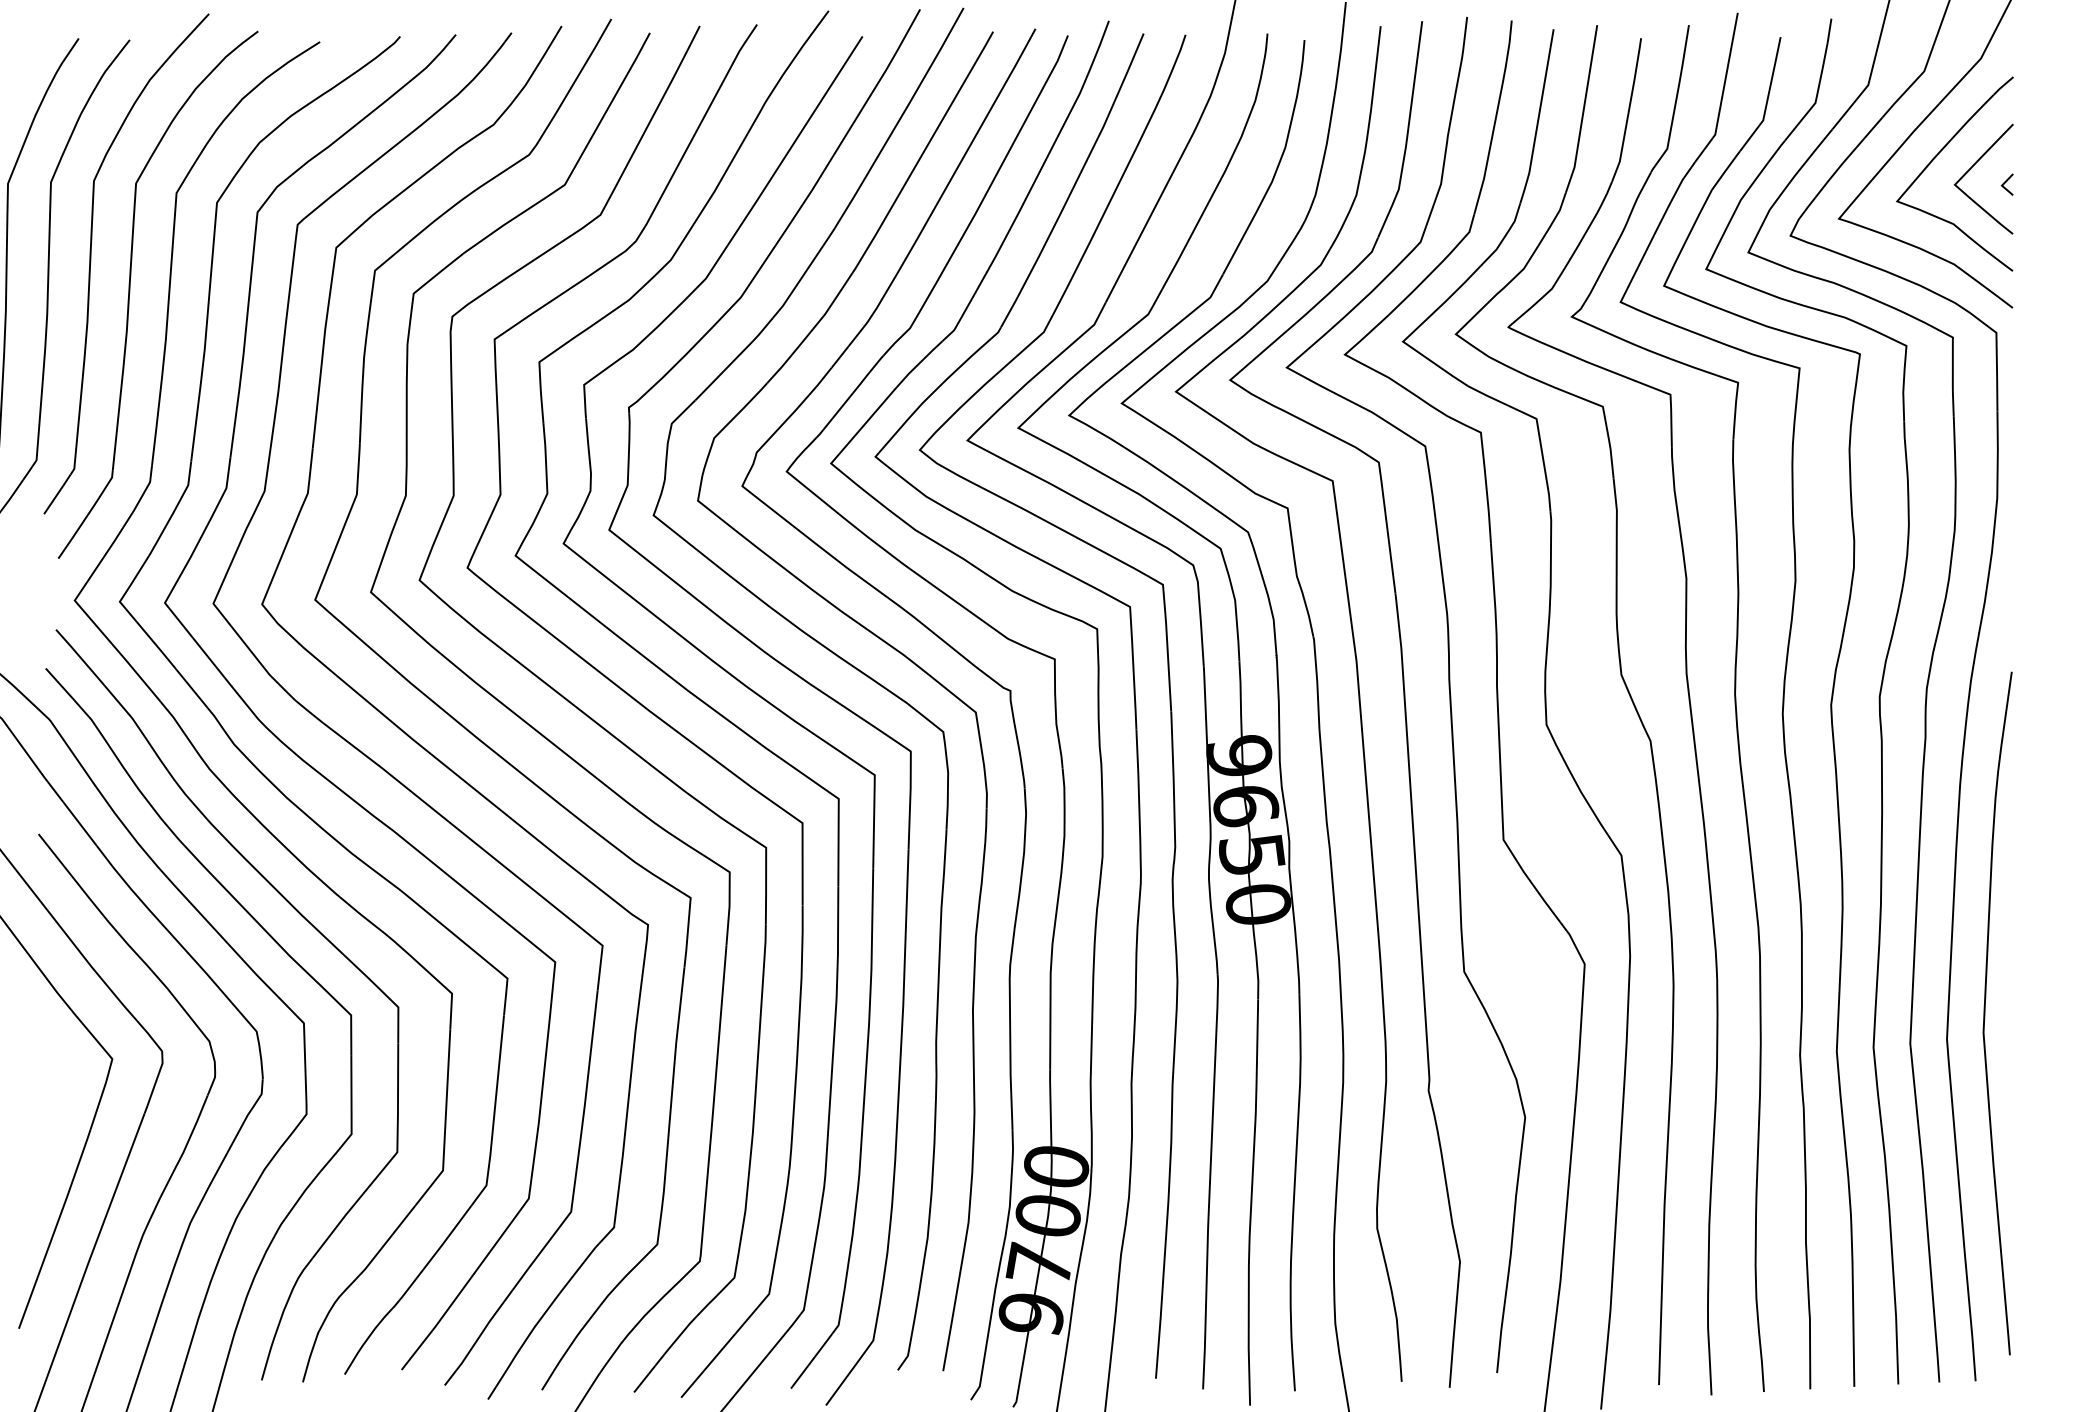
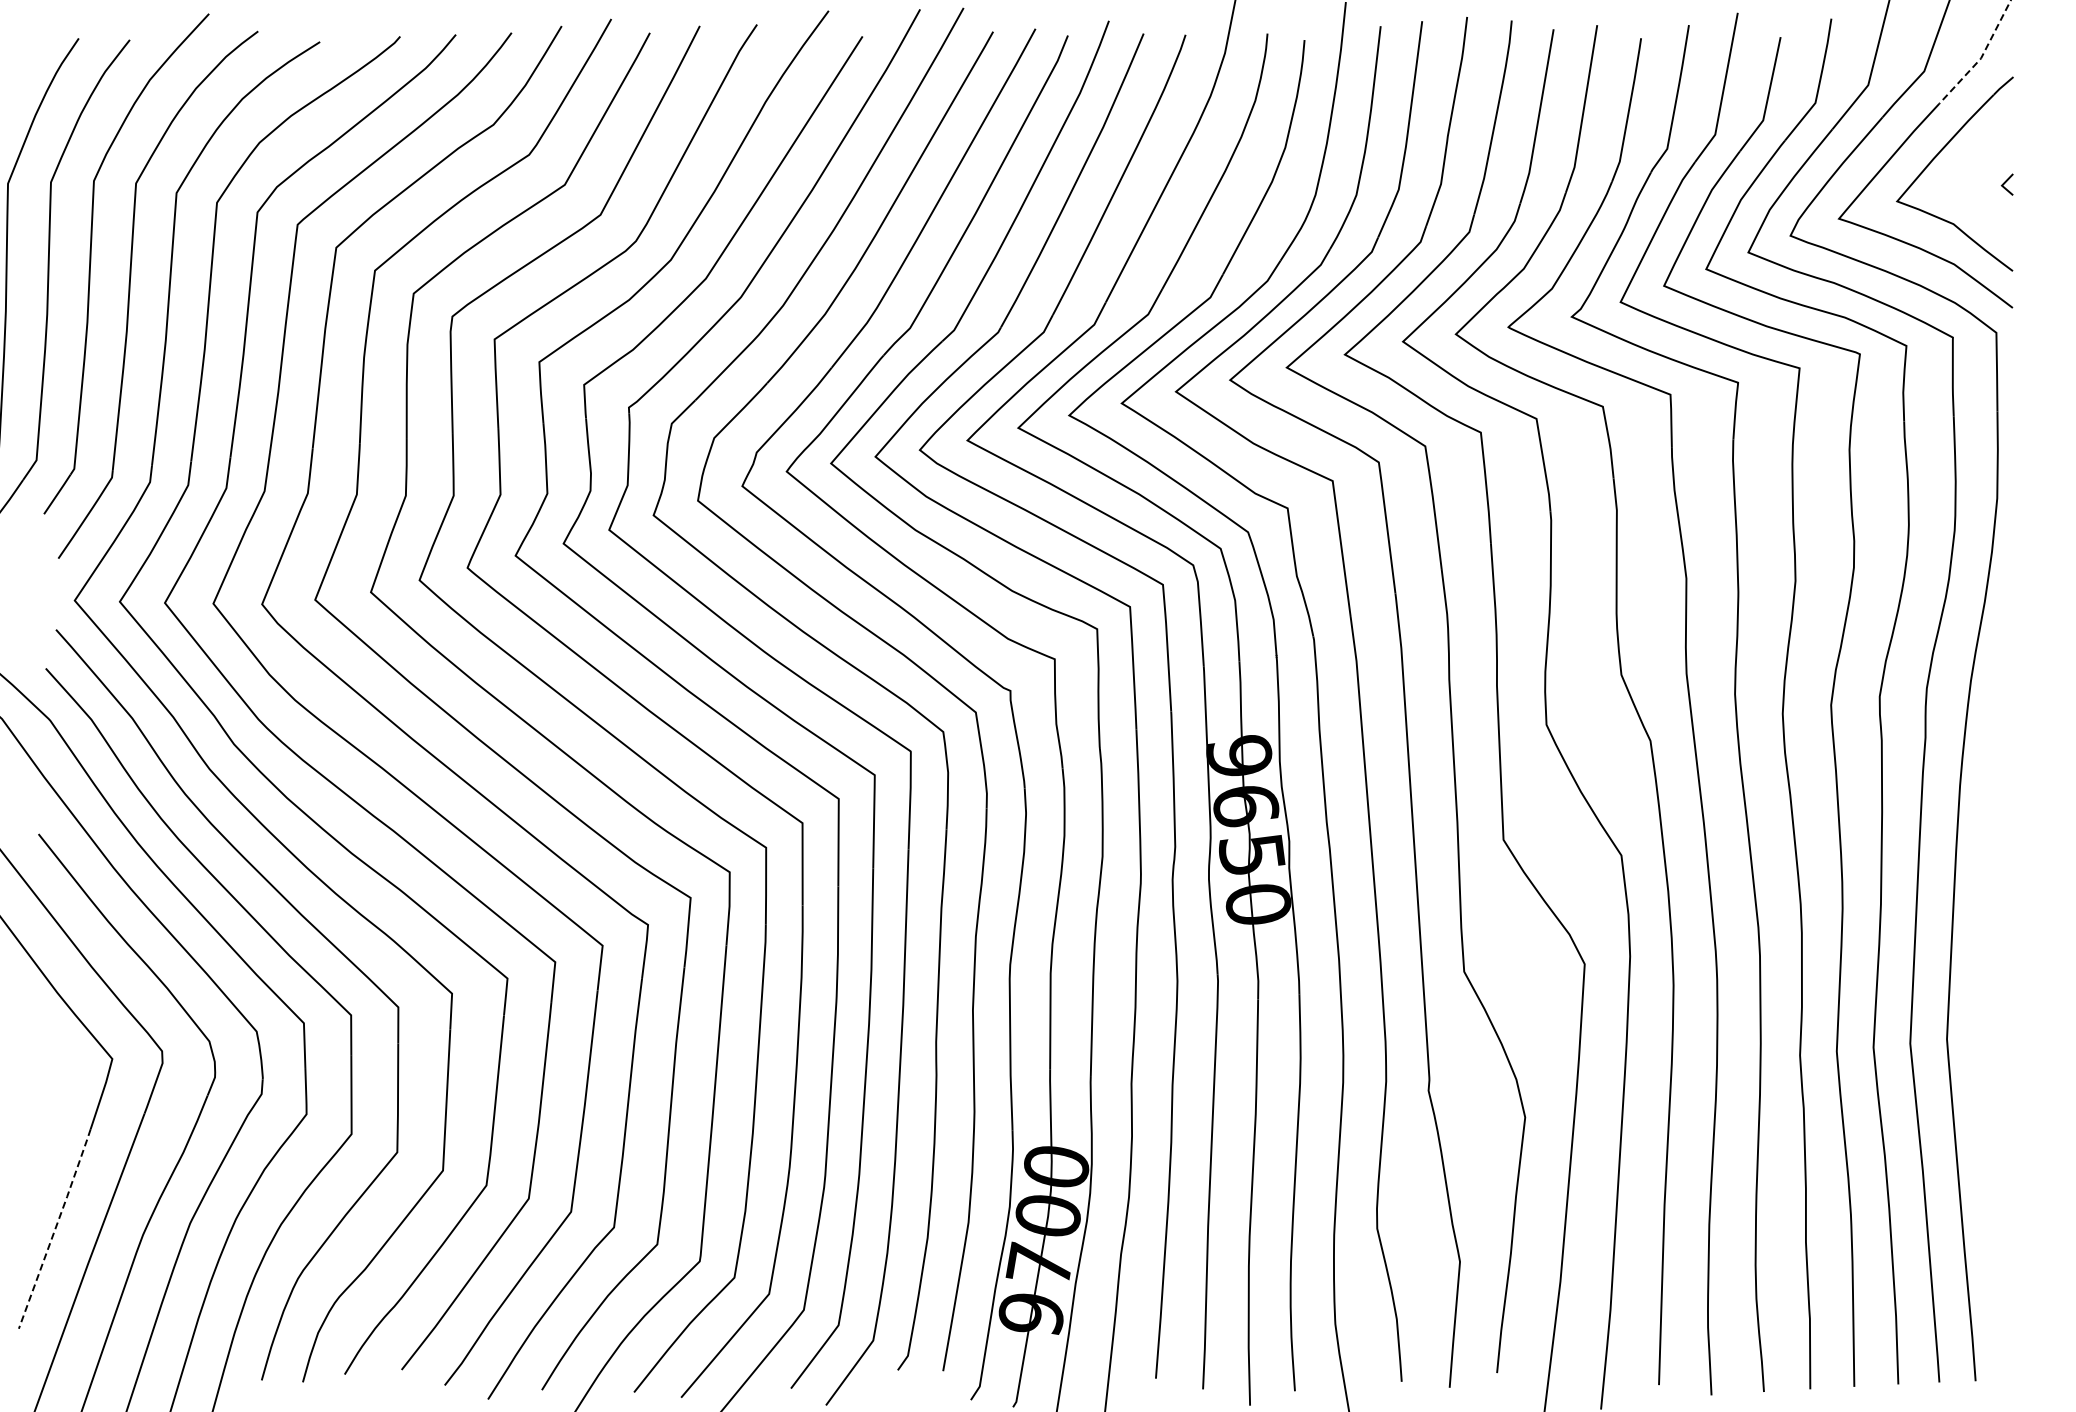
line: solid -> dashed (1981, 57)
curve: present -> none (1972, 167)
curve: present -> none (1985, 1013)
line: solid -> dashed (55, 1227)
